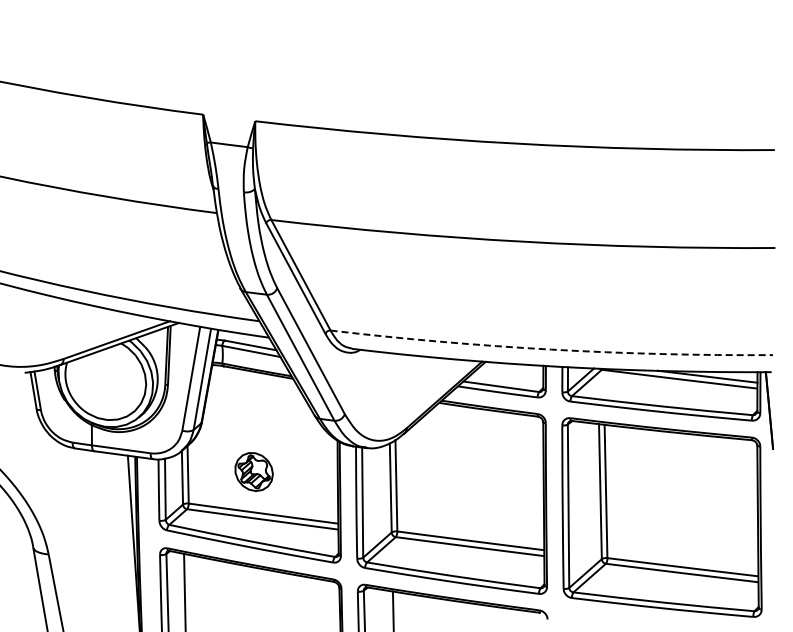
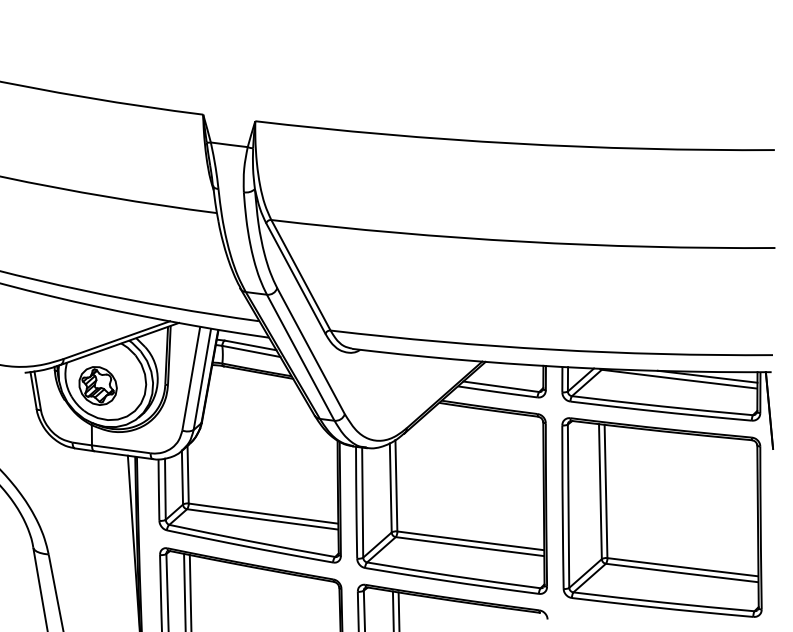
arc: dashed -> solid (551, 349)
part position: (253, 471) -> (97, 385) (97, 385)
line: none -> present (190, 591)
line: none -> present (398, 610)
